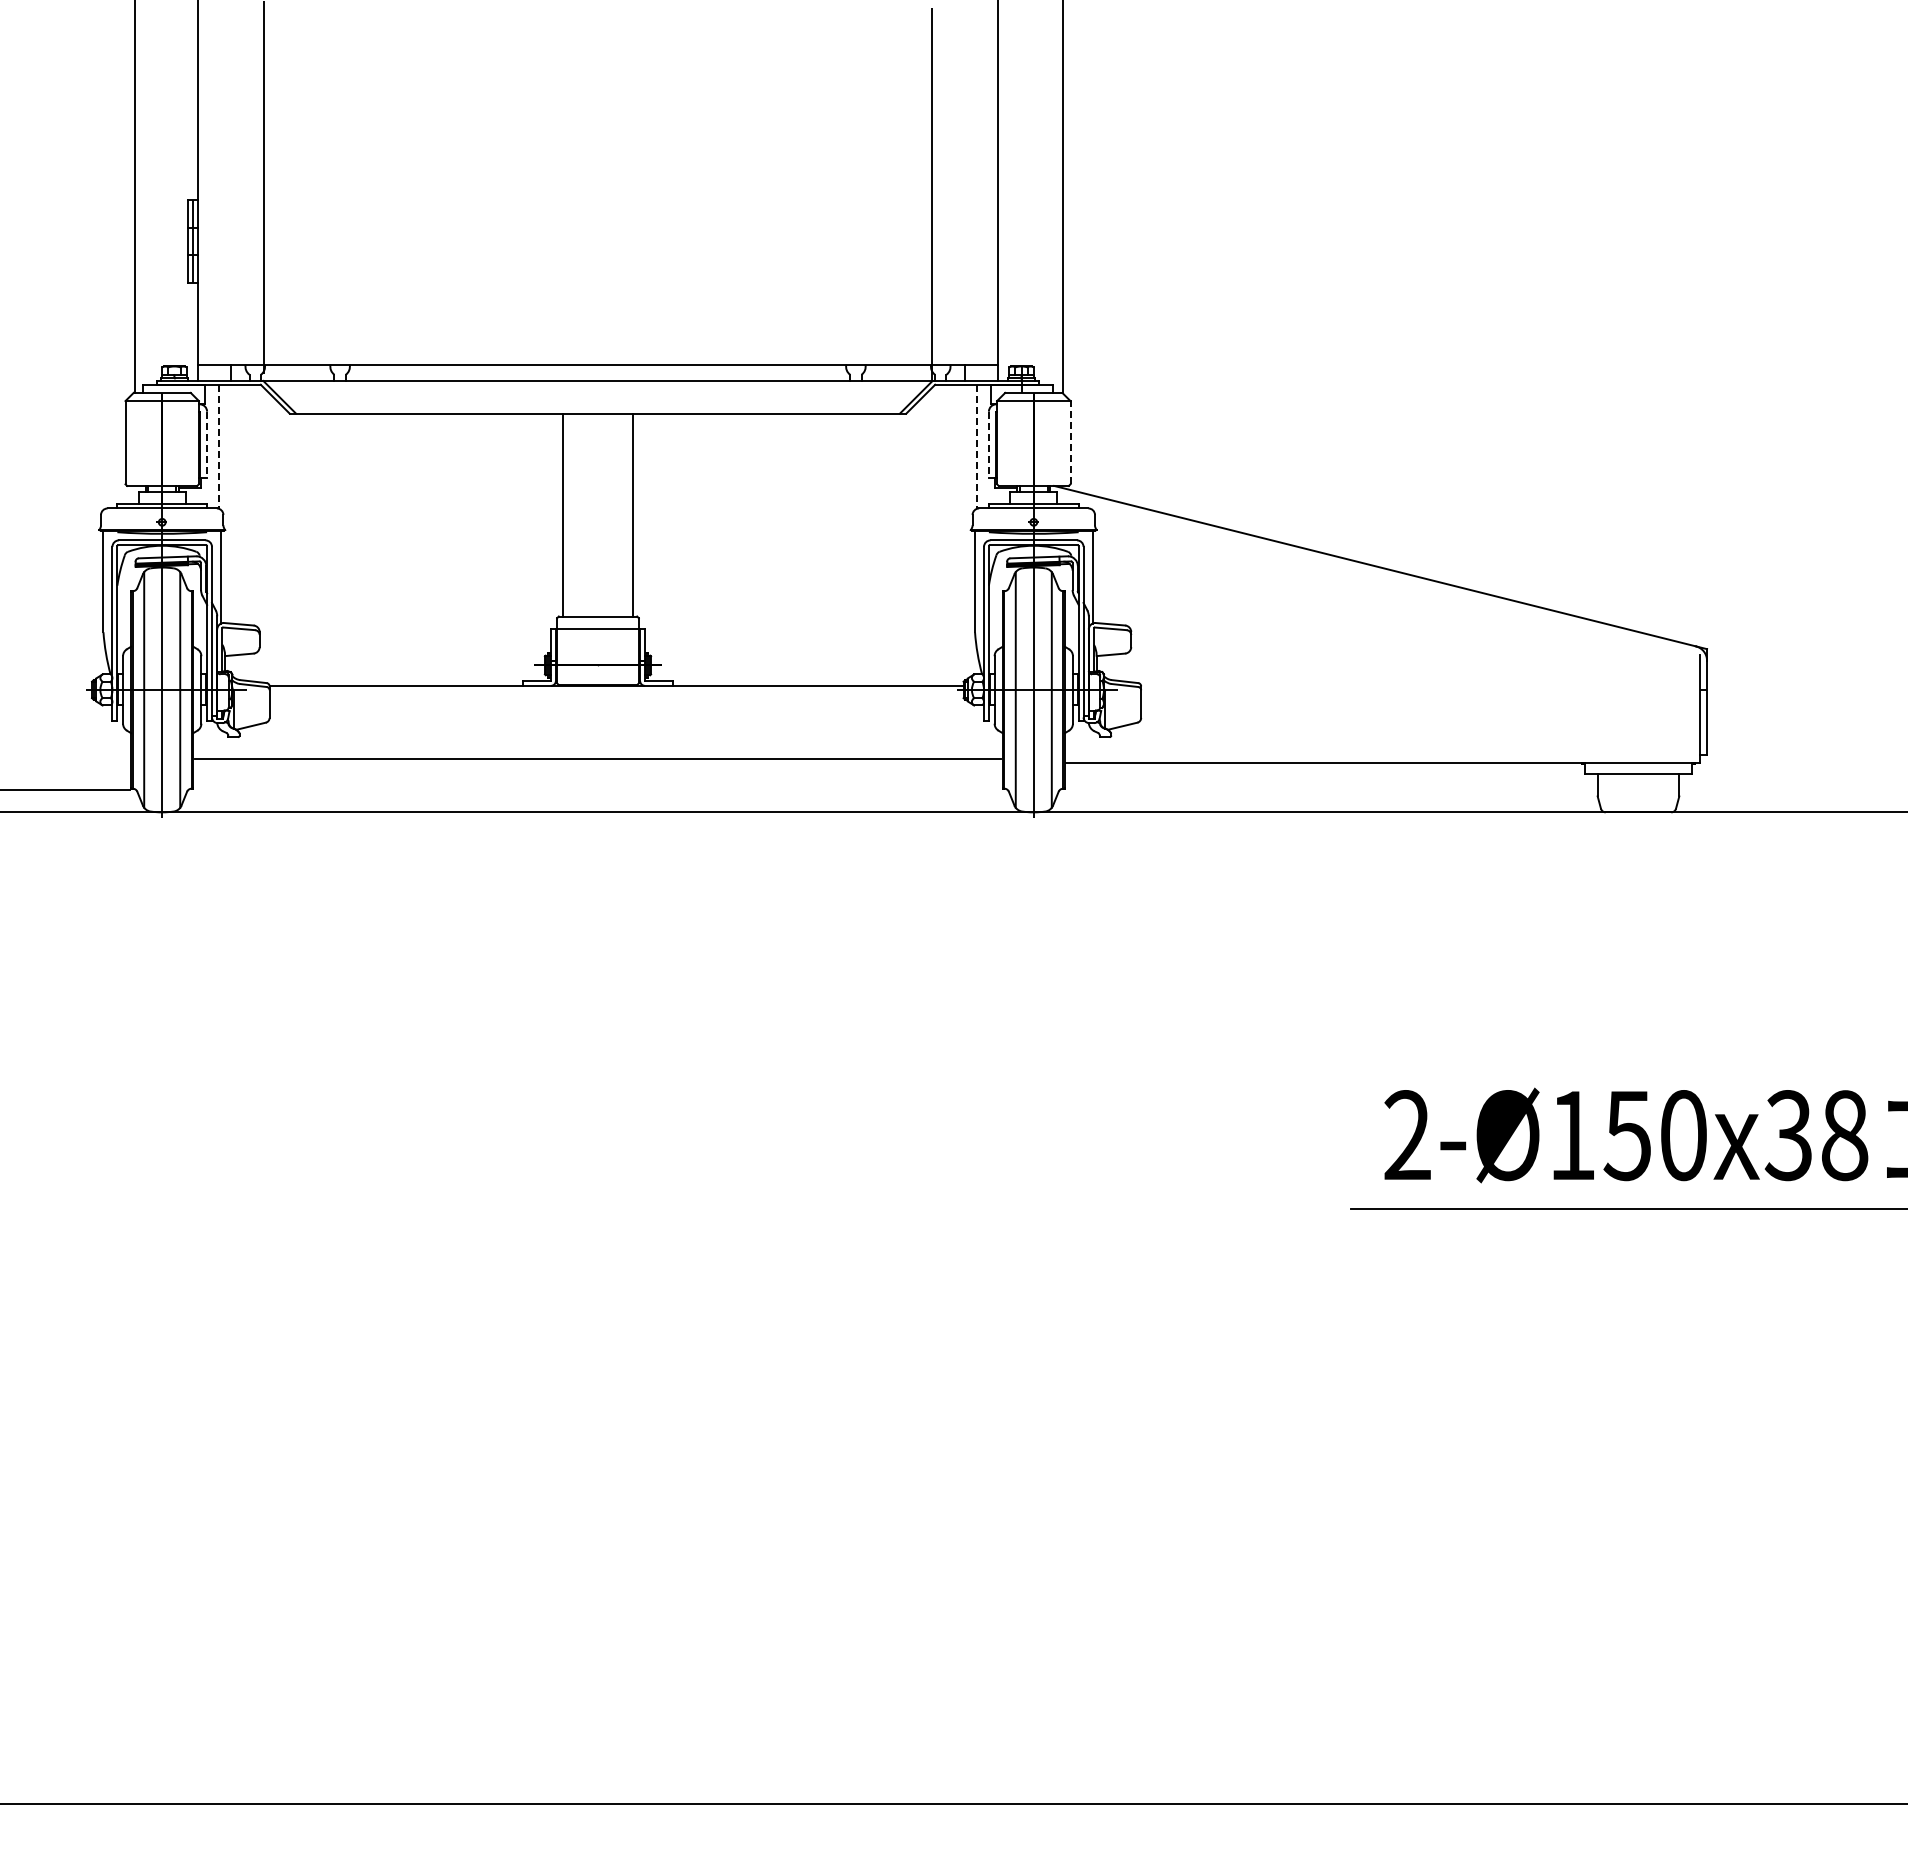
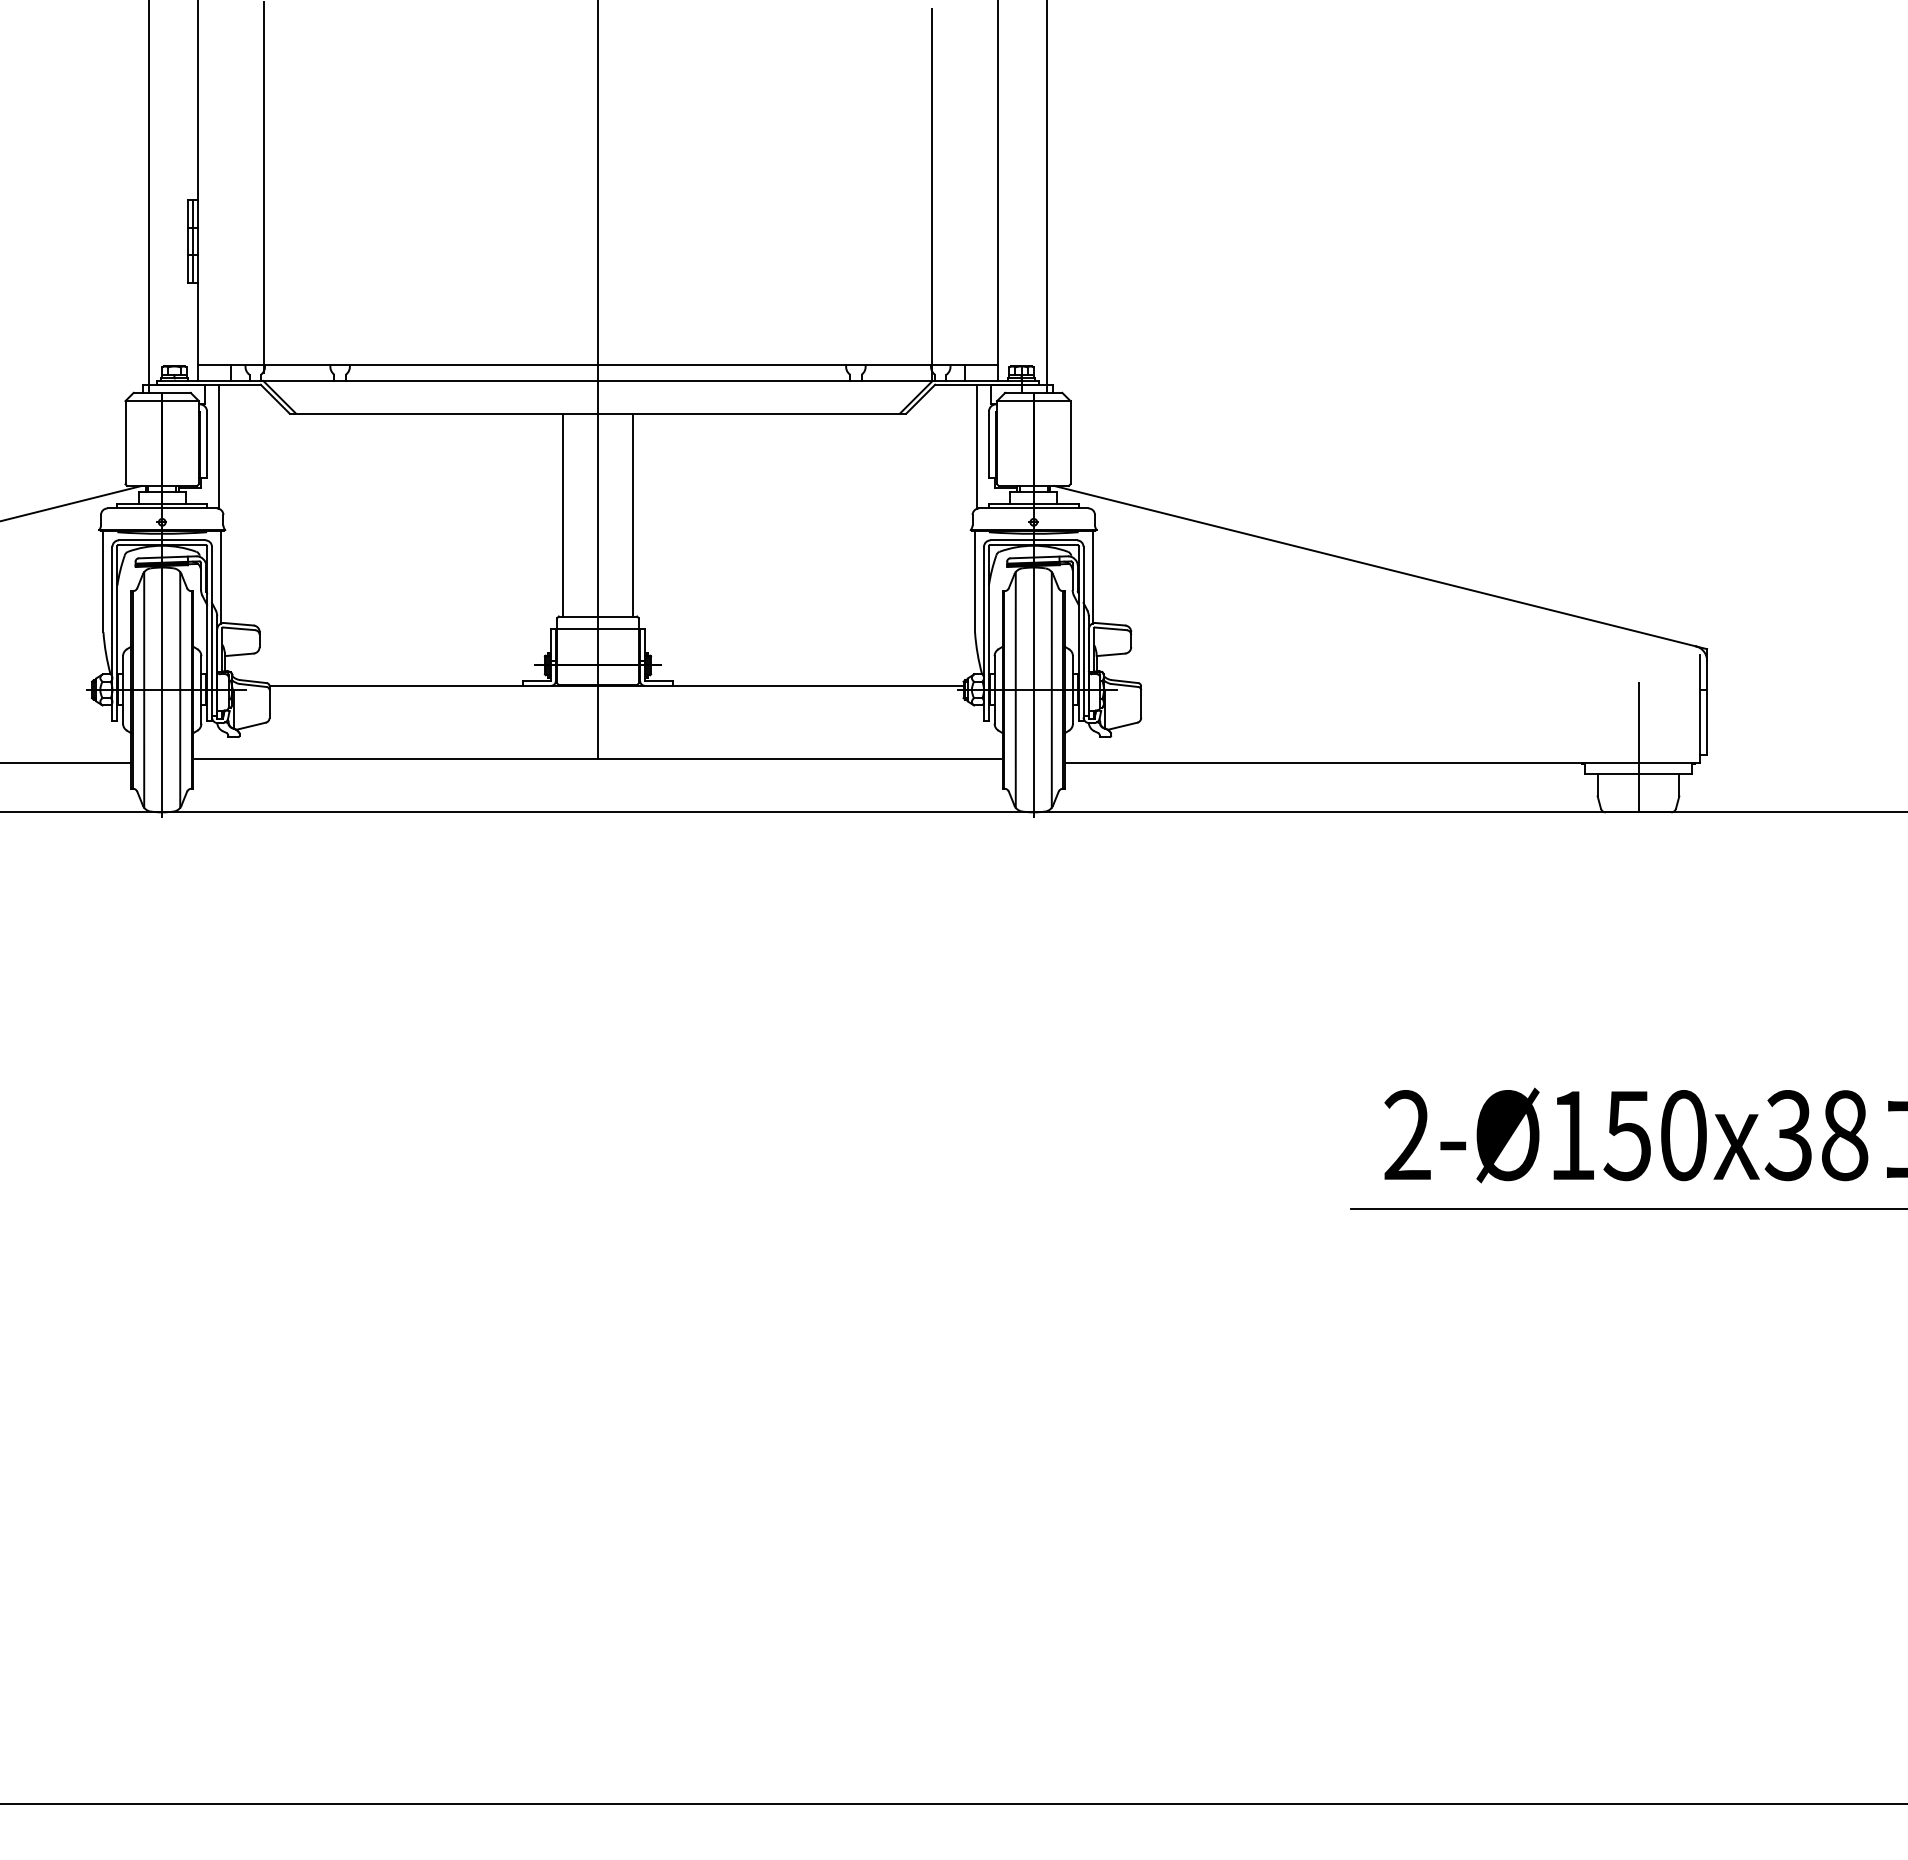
line position: (135, 197) -> (149, 197) (149, 197)
line position: (1062, 197) -> (1046, 197) (1046, 197)
line: none -> present (598, 380)
line: dashed -> solid (1070, 442)
line: dashed -> solid (207, 445)
line: dashed -> solid (988, 445)
line: dashed -> solid (219, 447)
line: dashed -> solid (976, 447)
line: none -> present (71, 502)
line: none -> present (1638, 746)
line position: (65, 790) -> (65, 763) (65, 763)
